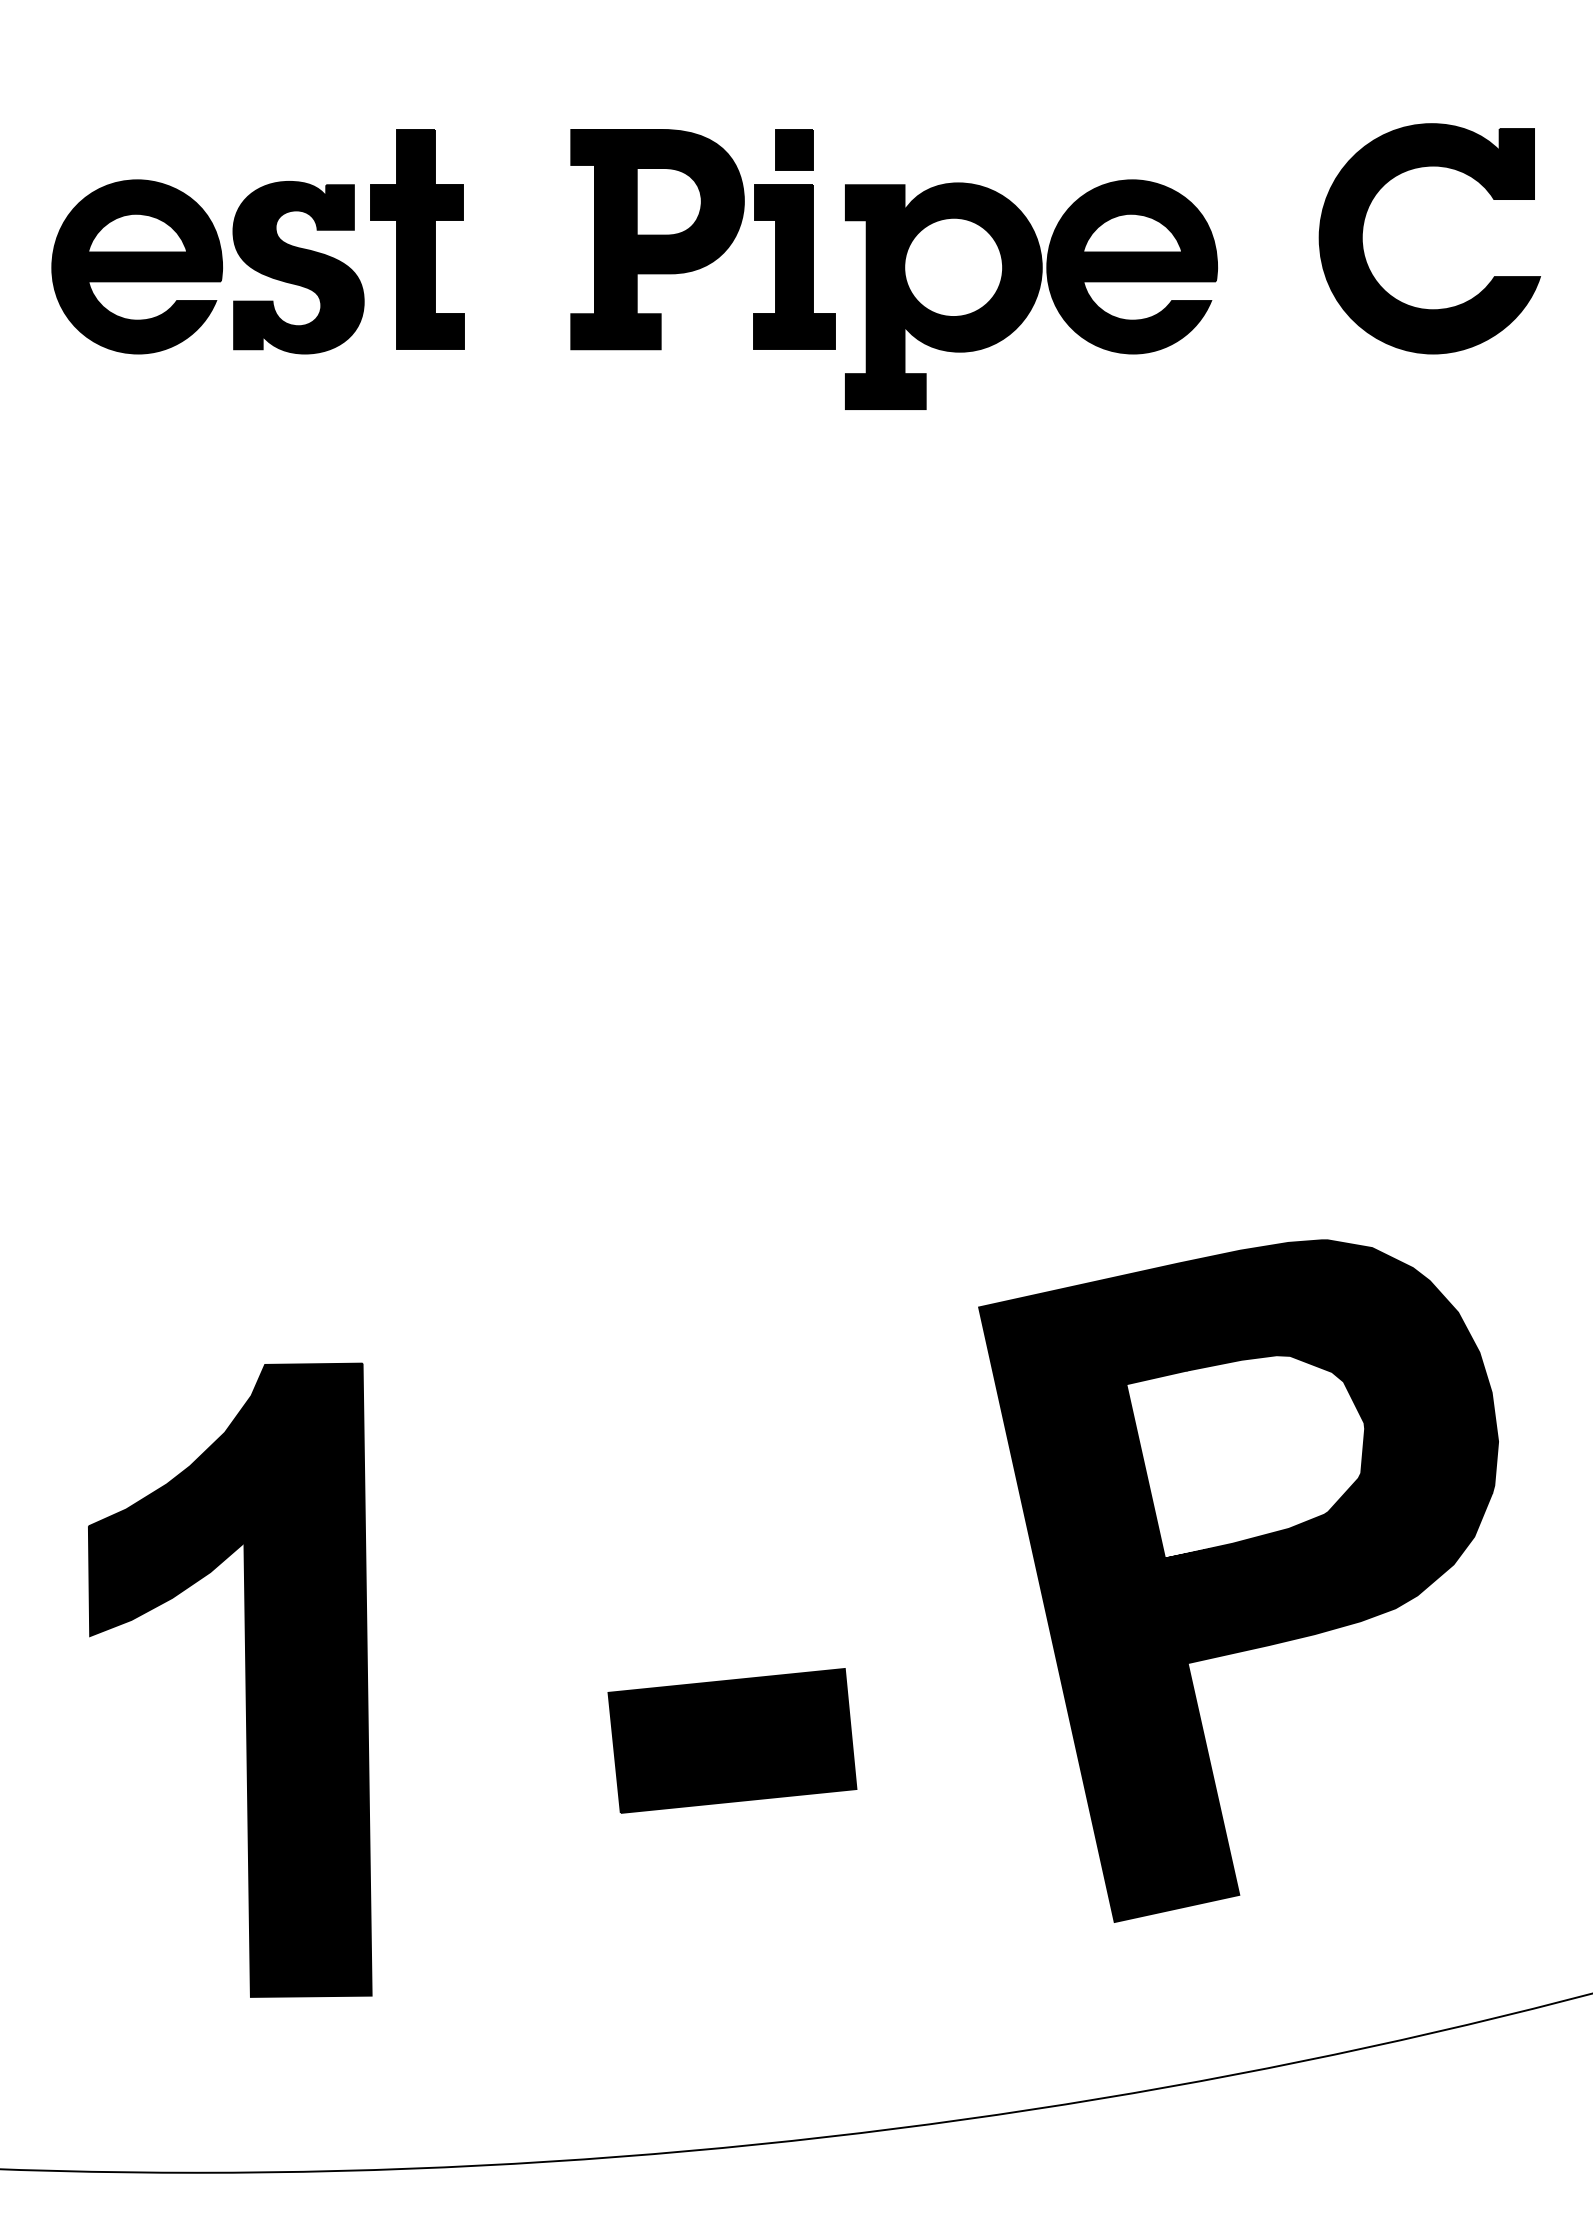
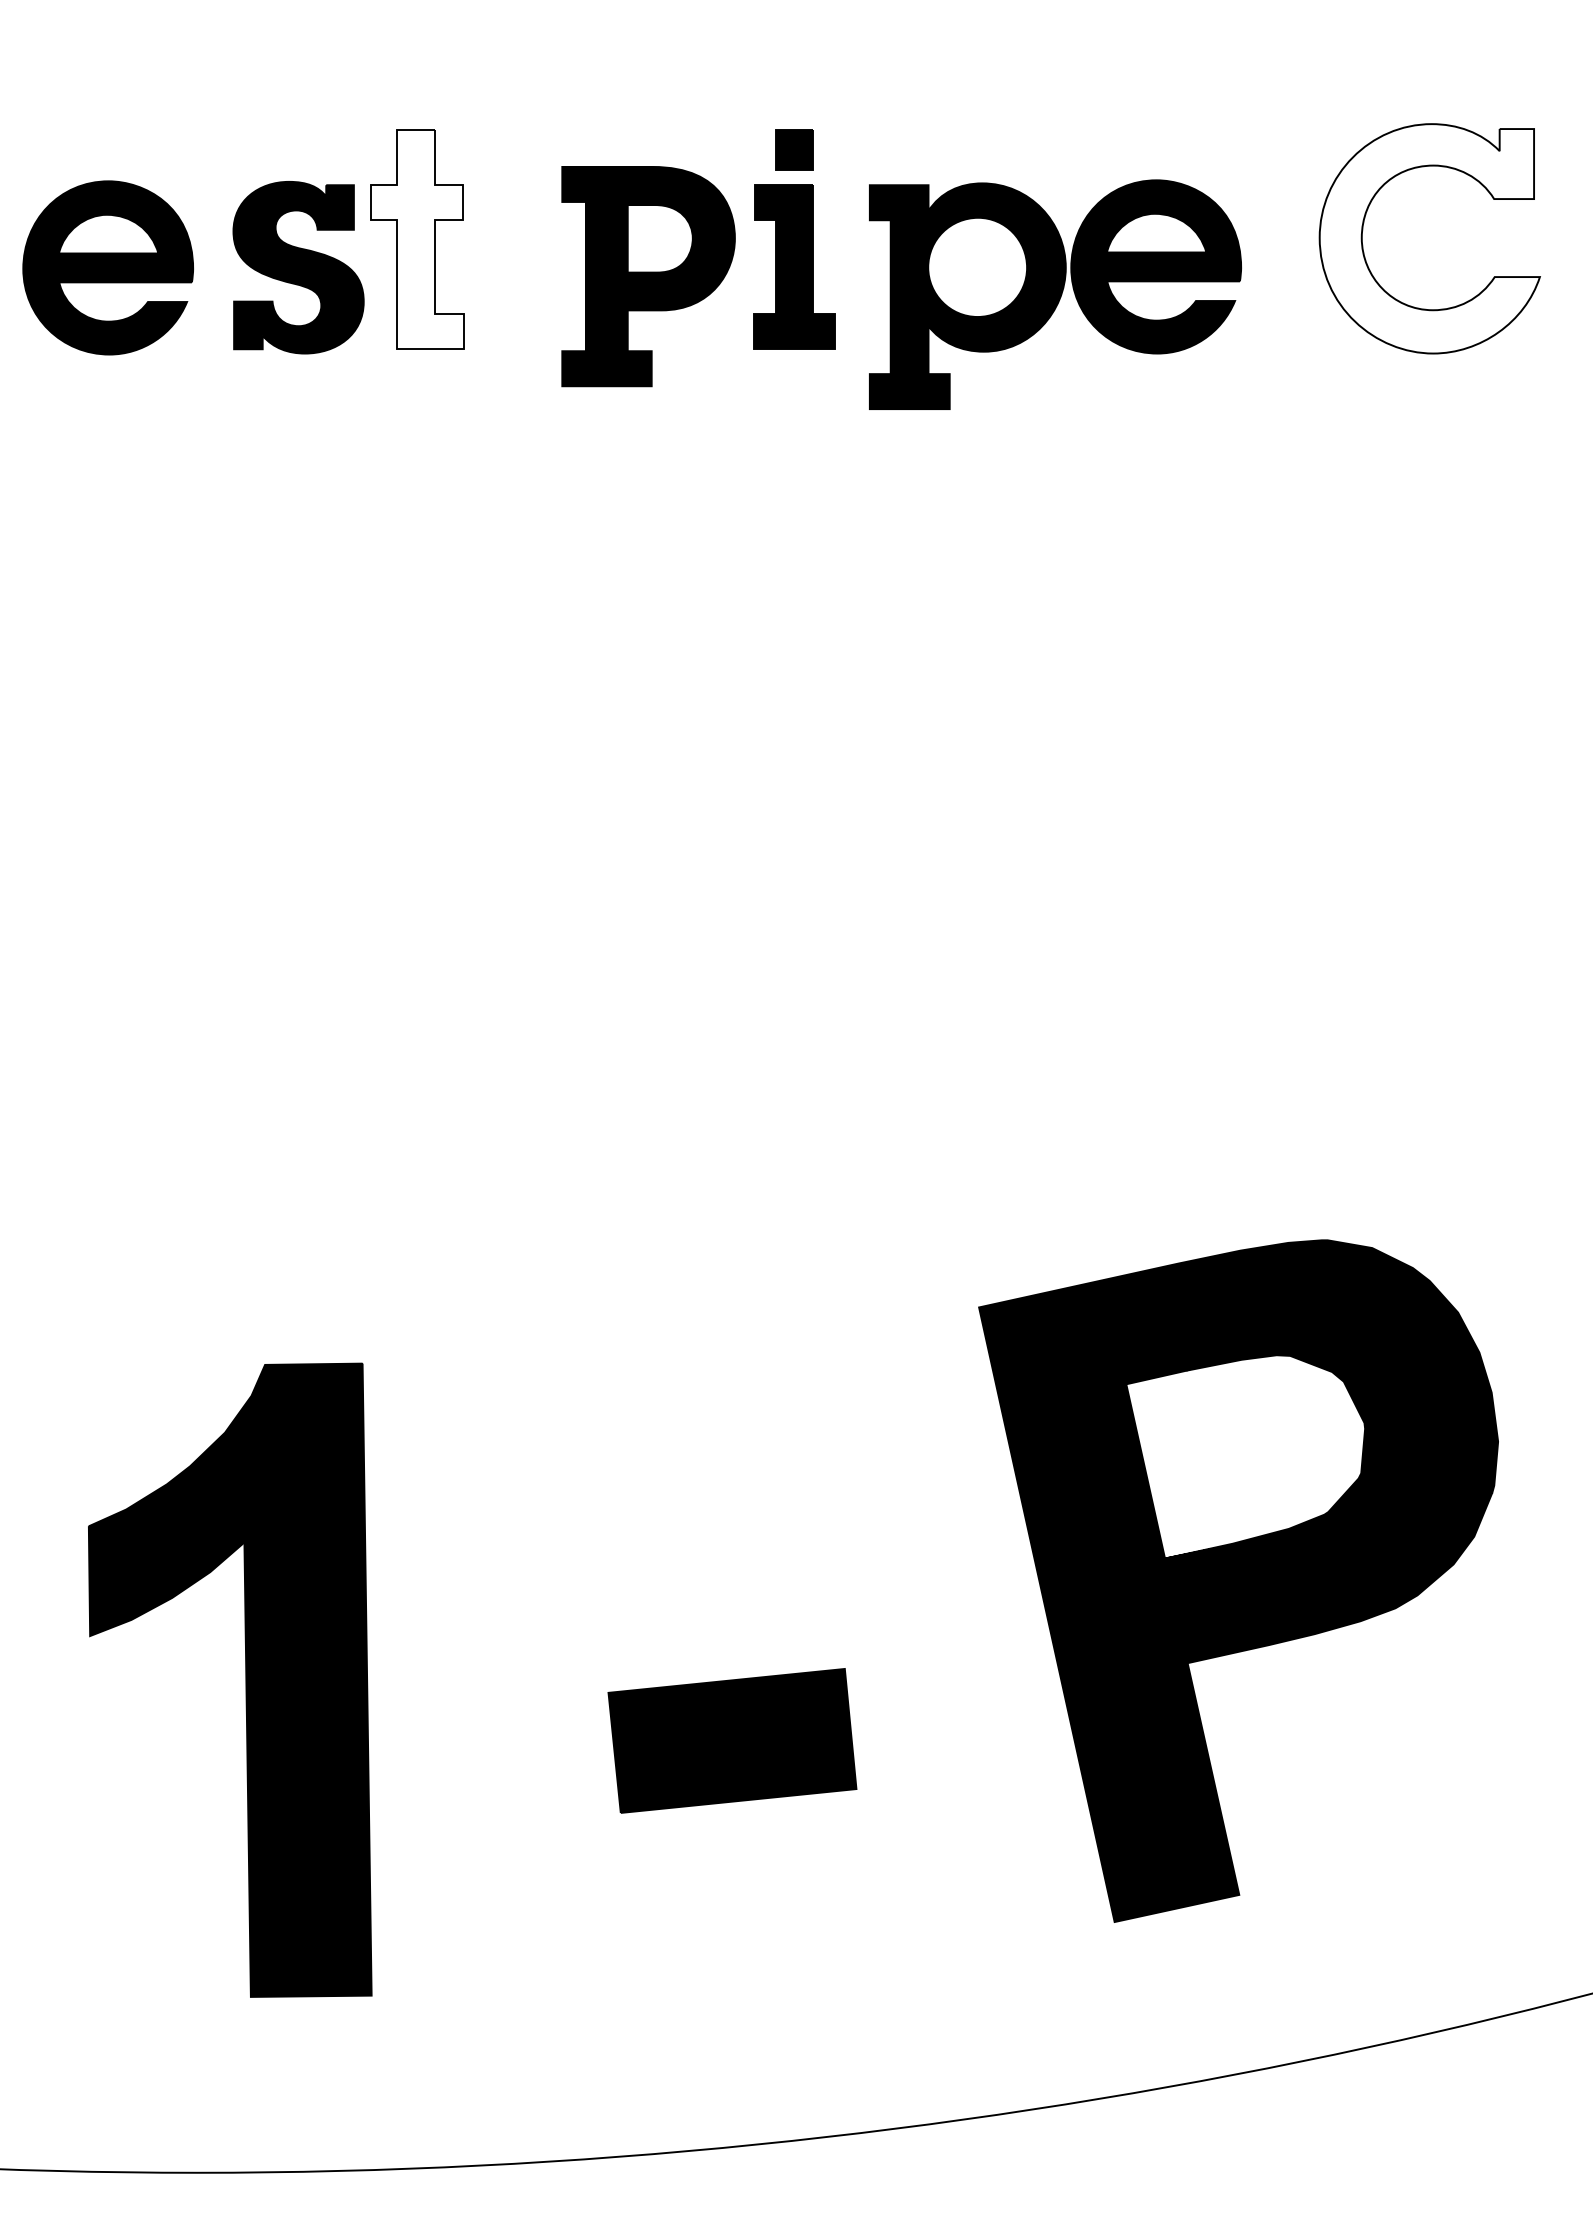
fill: present -> none (1429, 238)
fill: present -> none (417, 239)
part position: (657, 239) -> (648, 276) (648, 276)
part position: (136, 266) -> (107, 267) (107, 267)
part position: (1031, 294) -> (1055, 294) (1055, 294)
